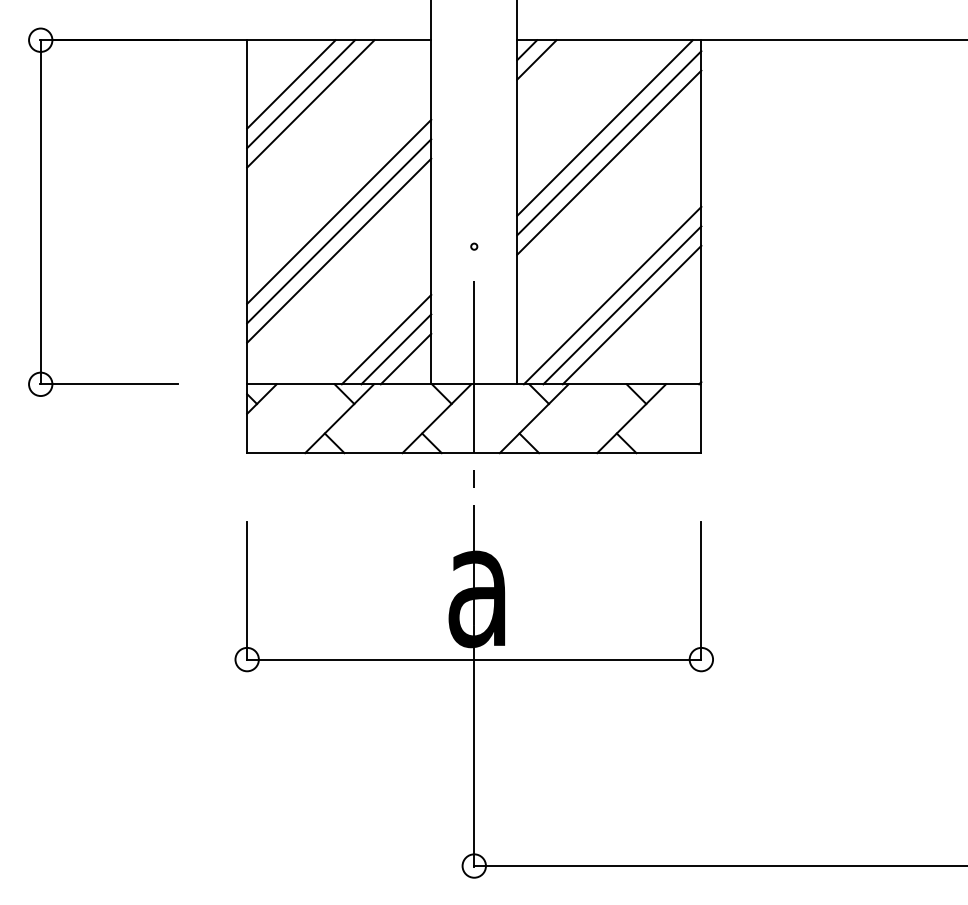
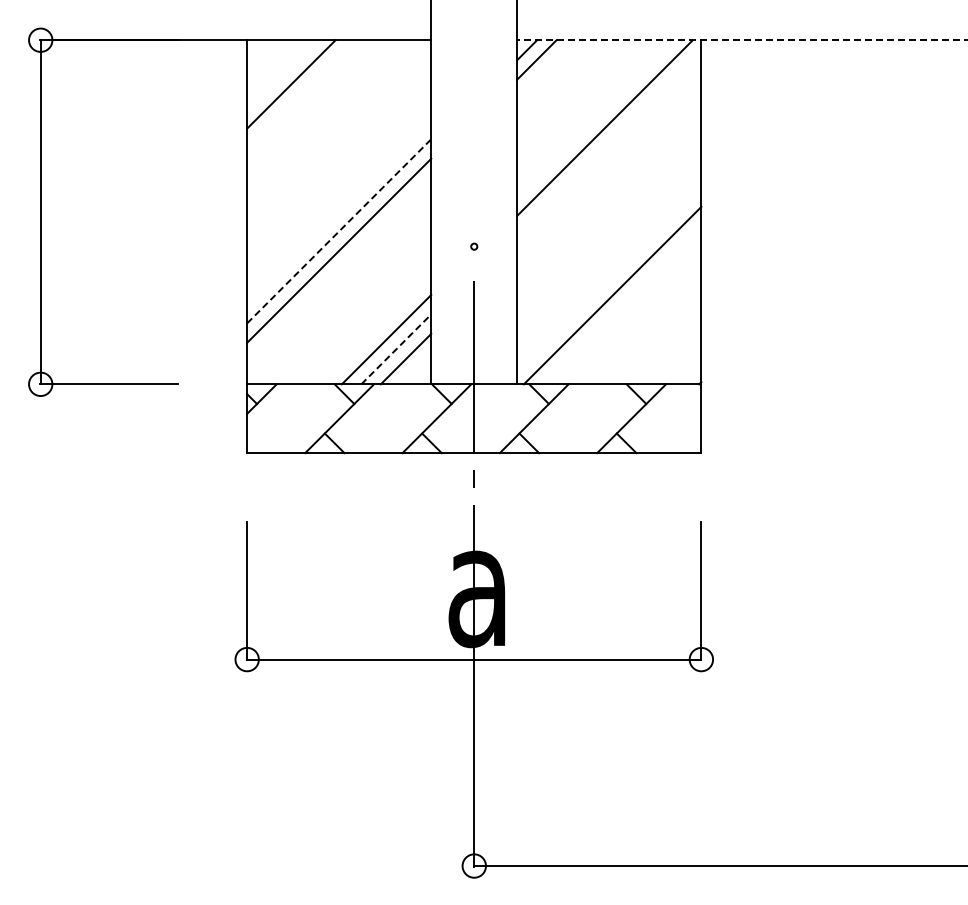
line: solid -> dashed (742, 40)
line: present -> none (301, 94)
line: present -> none (310, 103)
line: present -> none (609, 143)
line: present -> none (609, 162)
line: present -> none (339, 211)
line: solid -> dashed (339, 230)
line: present -> none (622, 305)
line: present -> none (631, 314)
line: solid -> dashed (396, 349)
